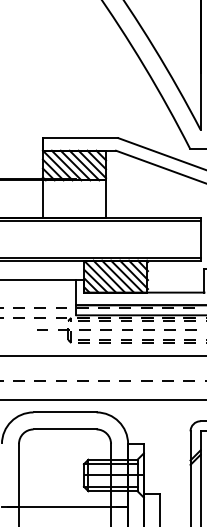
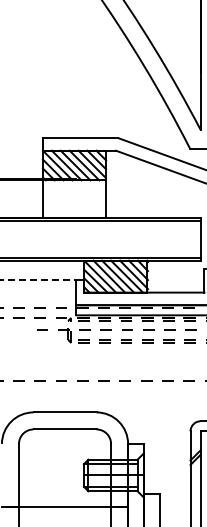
line: solid -> dashed (38, 279)
line: present -> none (102, 355)
line: present -> none (102, 399)
